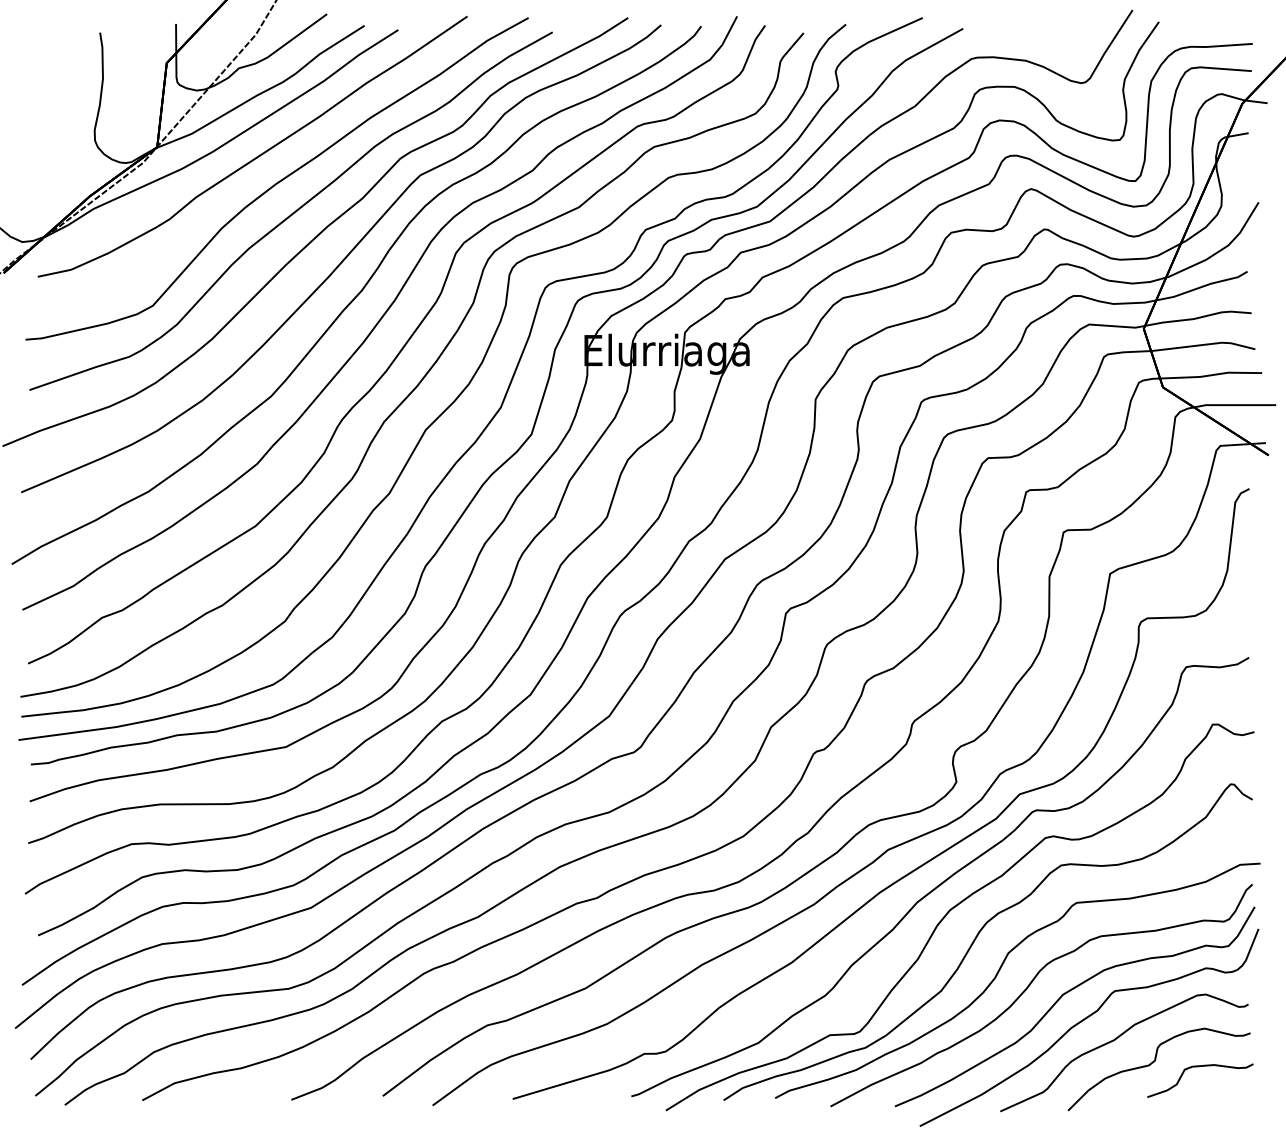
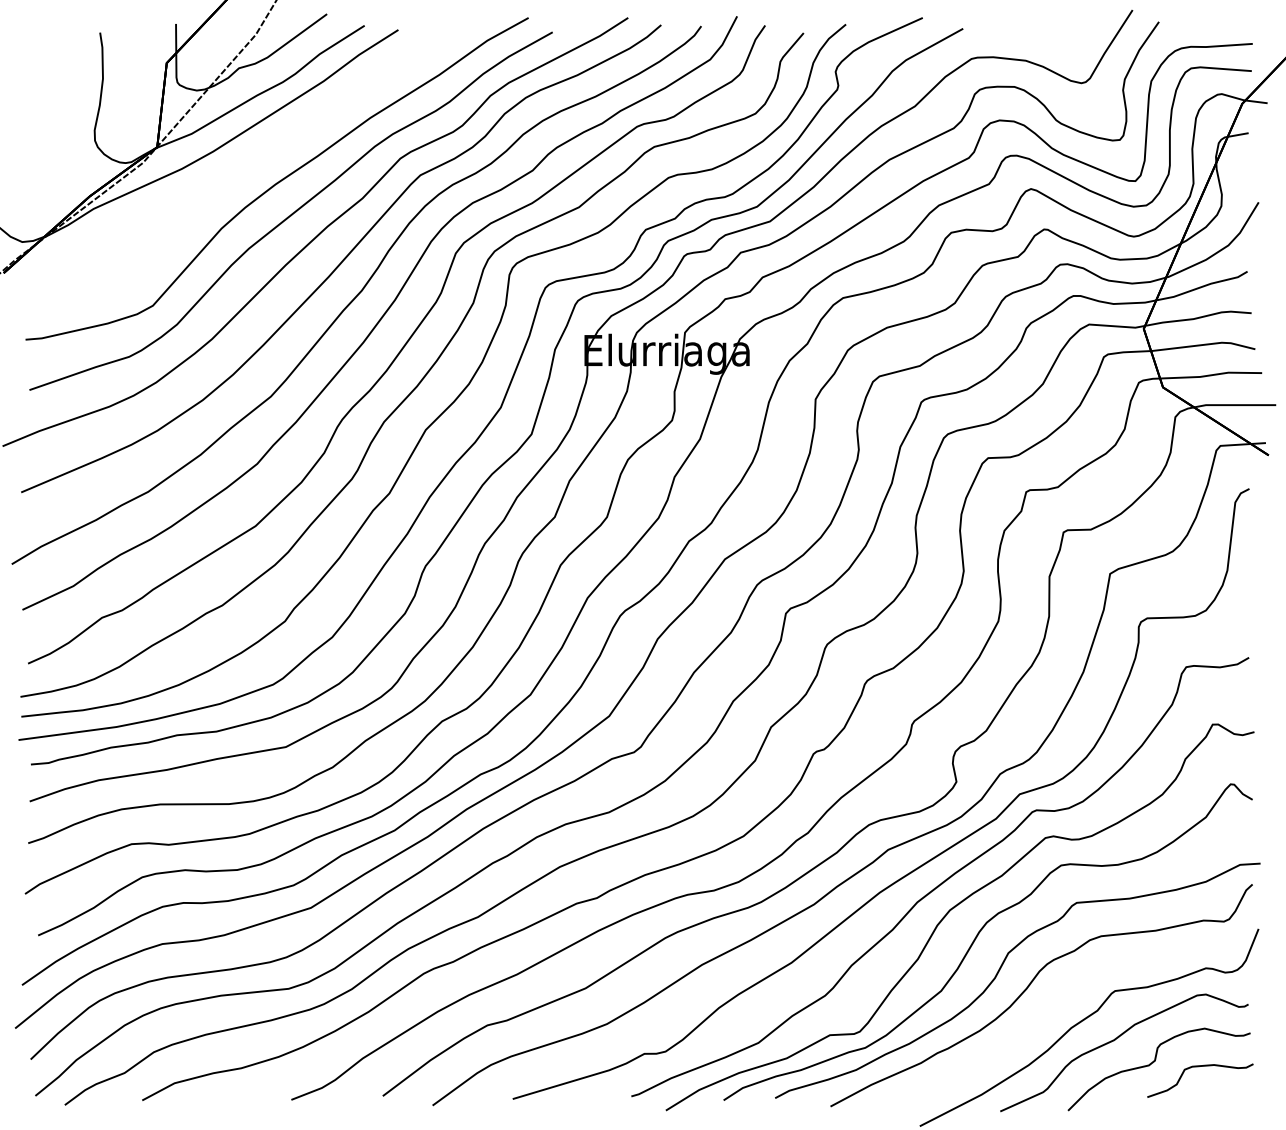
curve: present -> none (259, 154)
curve: present -> none (1067, 993)
